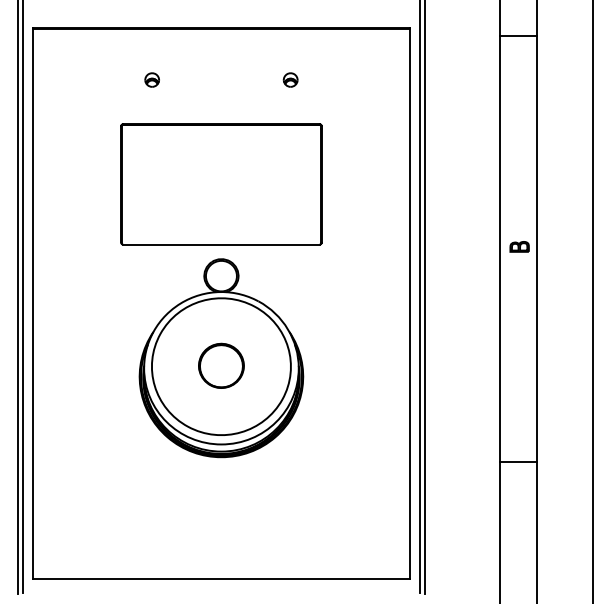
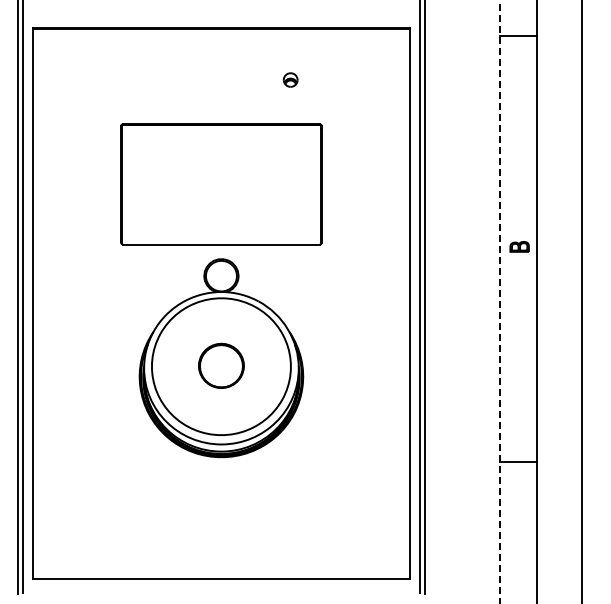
part: present -> none (151, 79)
line: solid -> dashed (500, 301)
line position: (592, 301) -> (581, 301) (581, 301)
